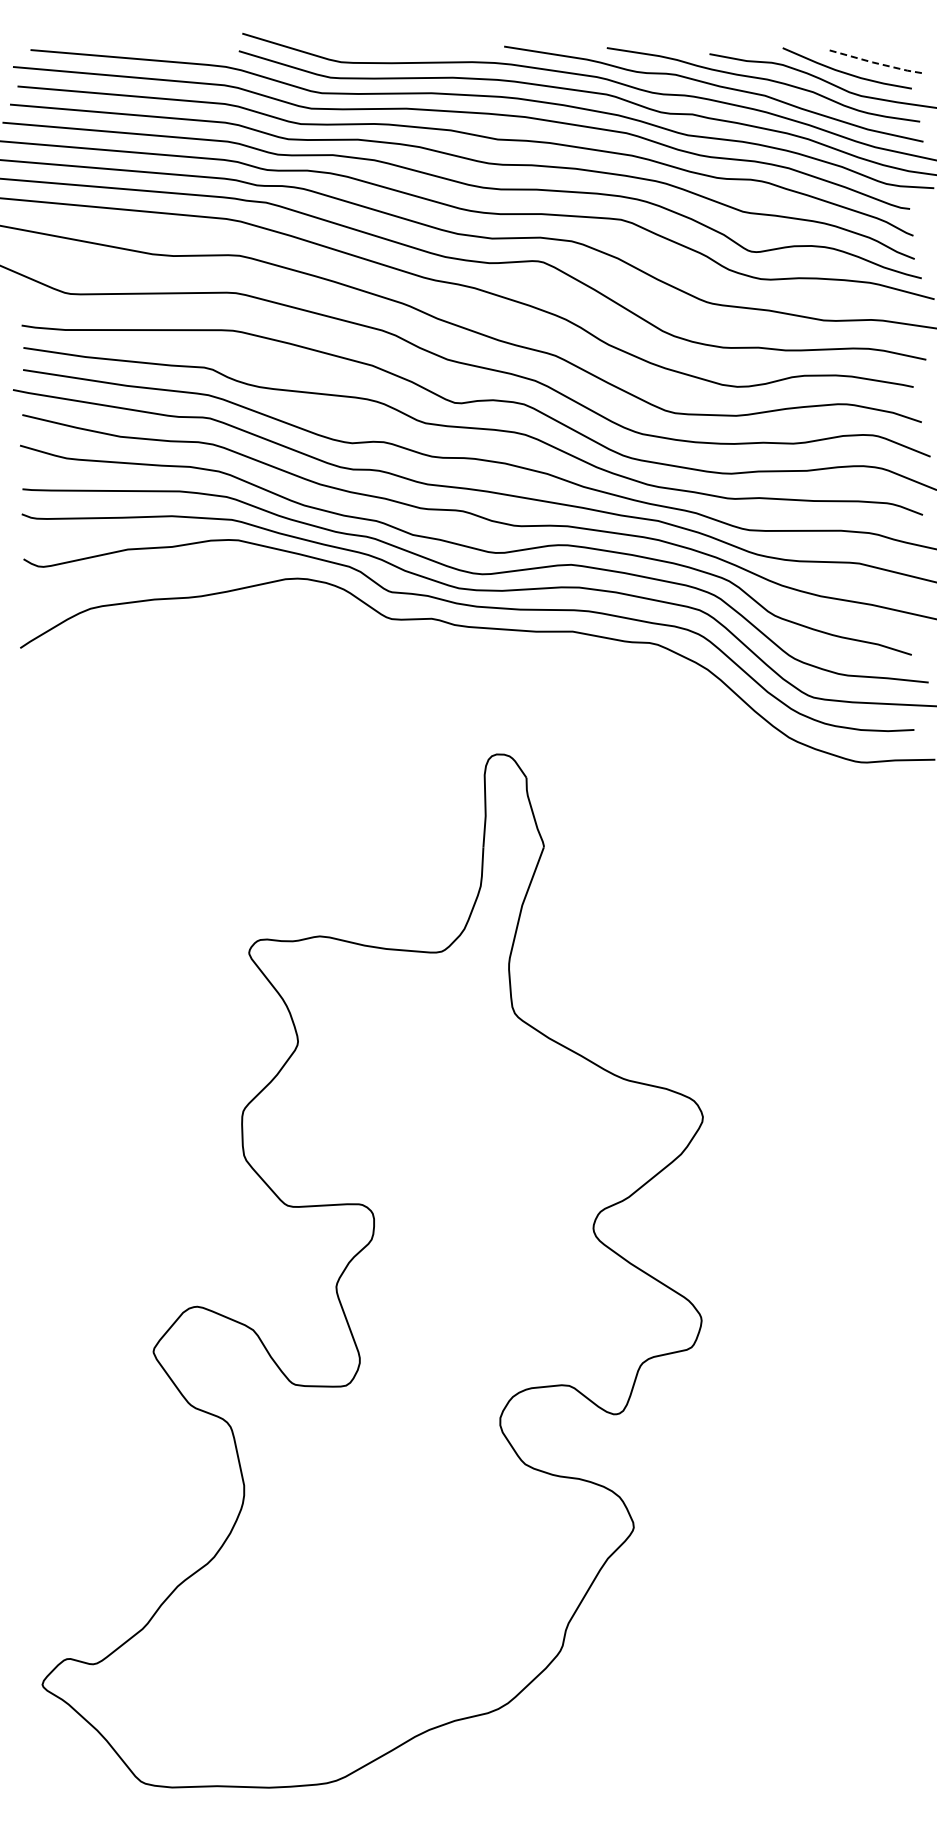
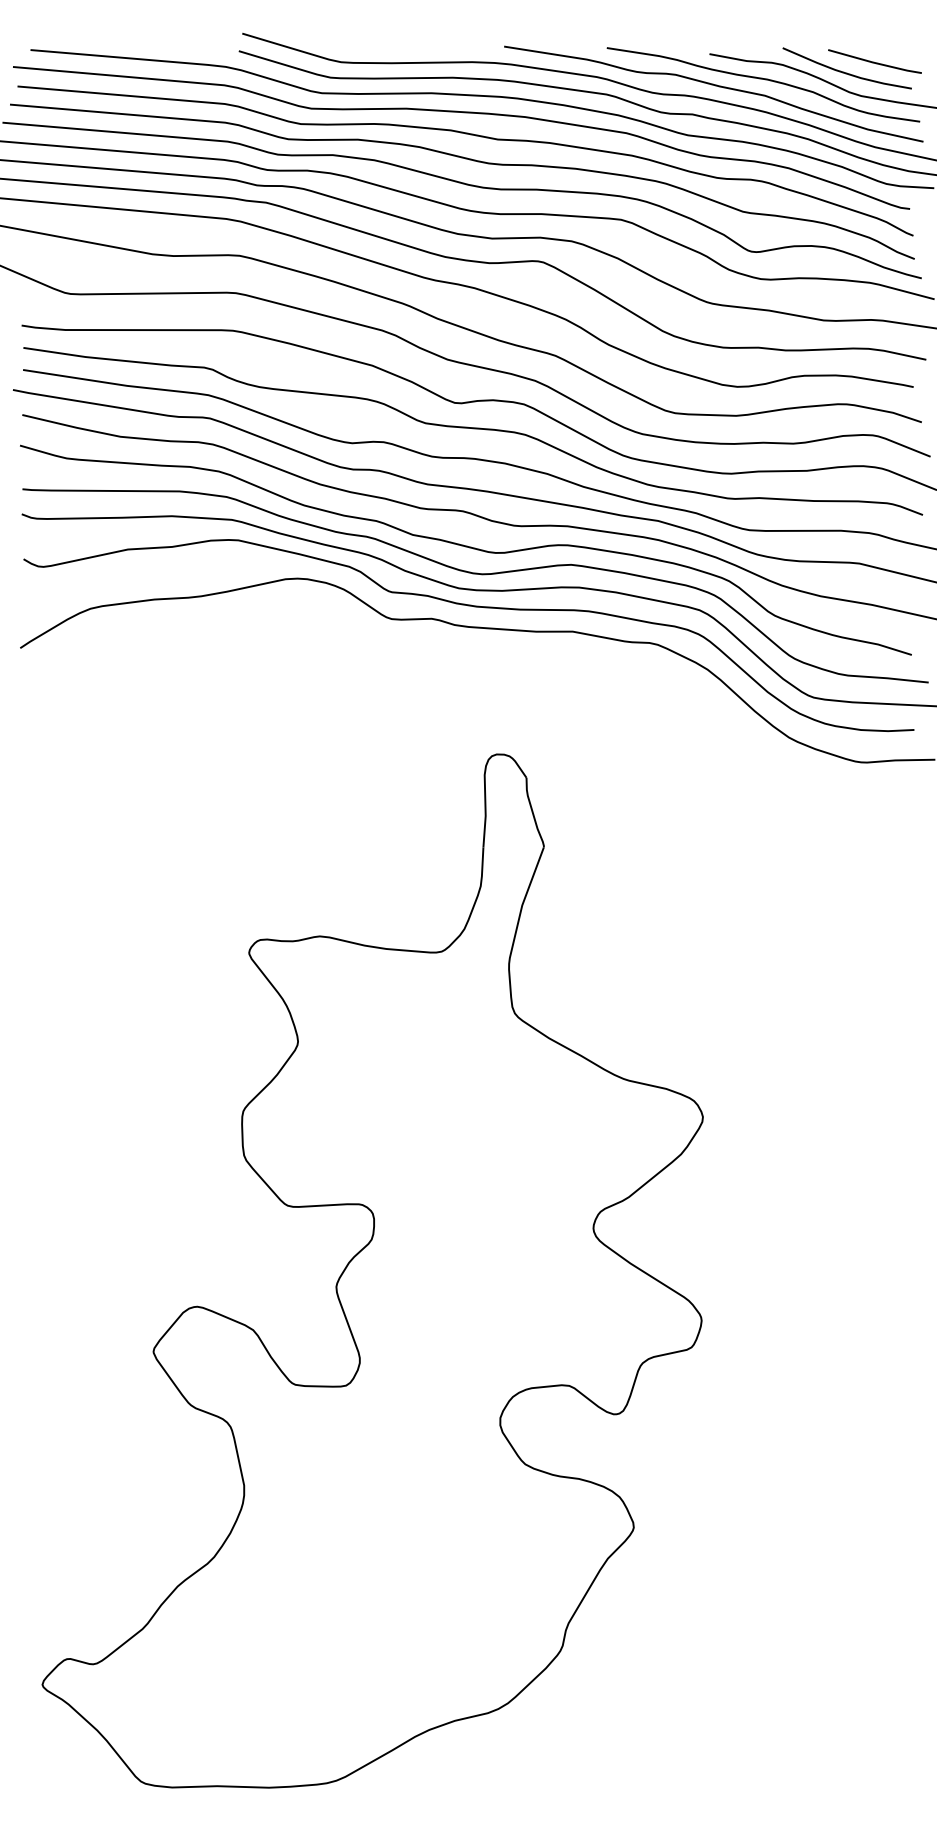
line: dashed -> solid (874, 62)
